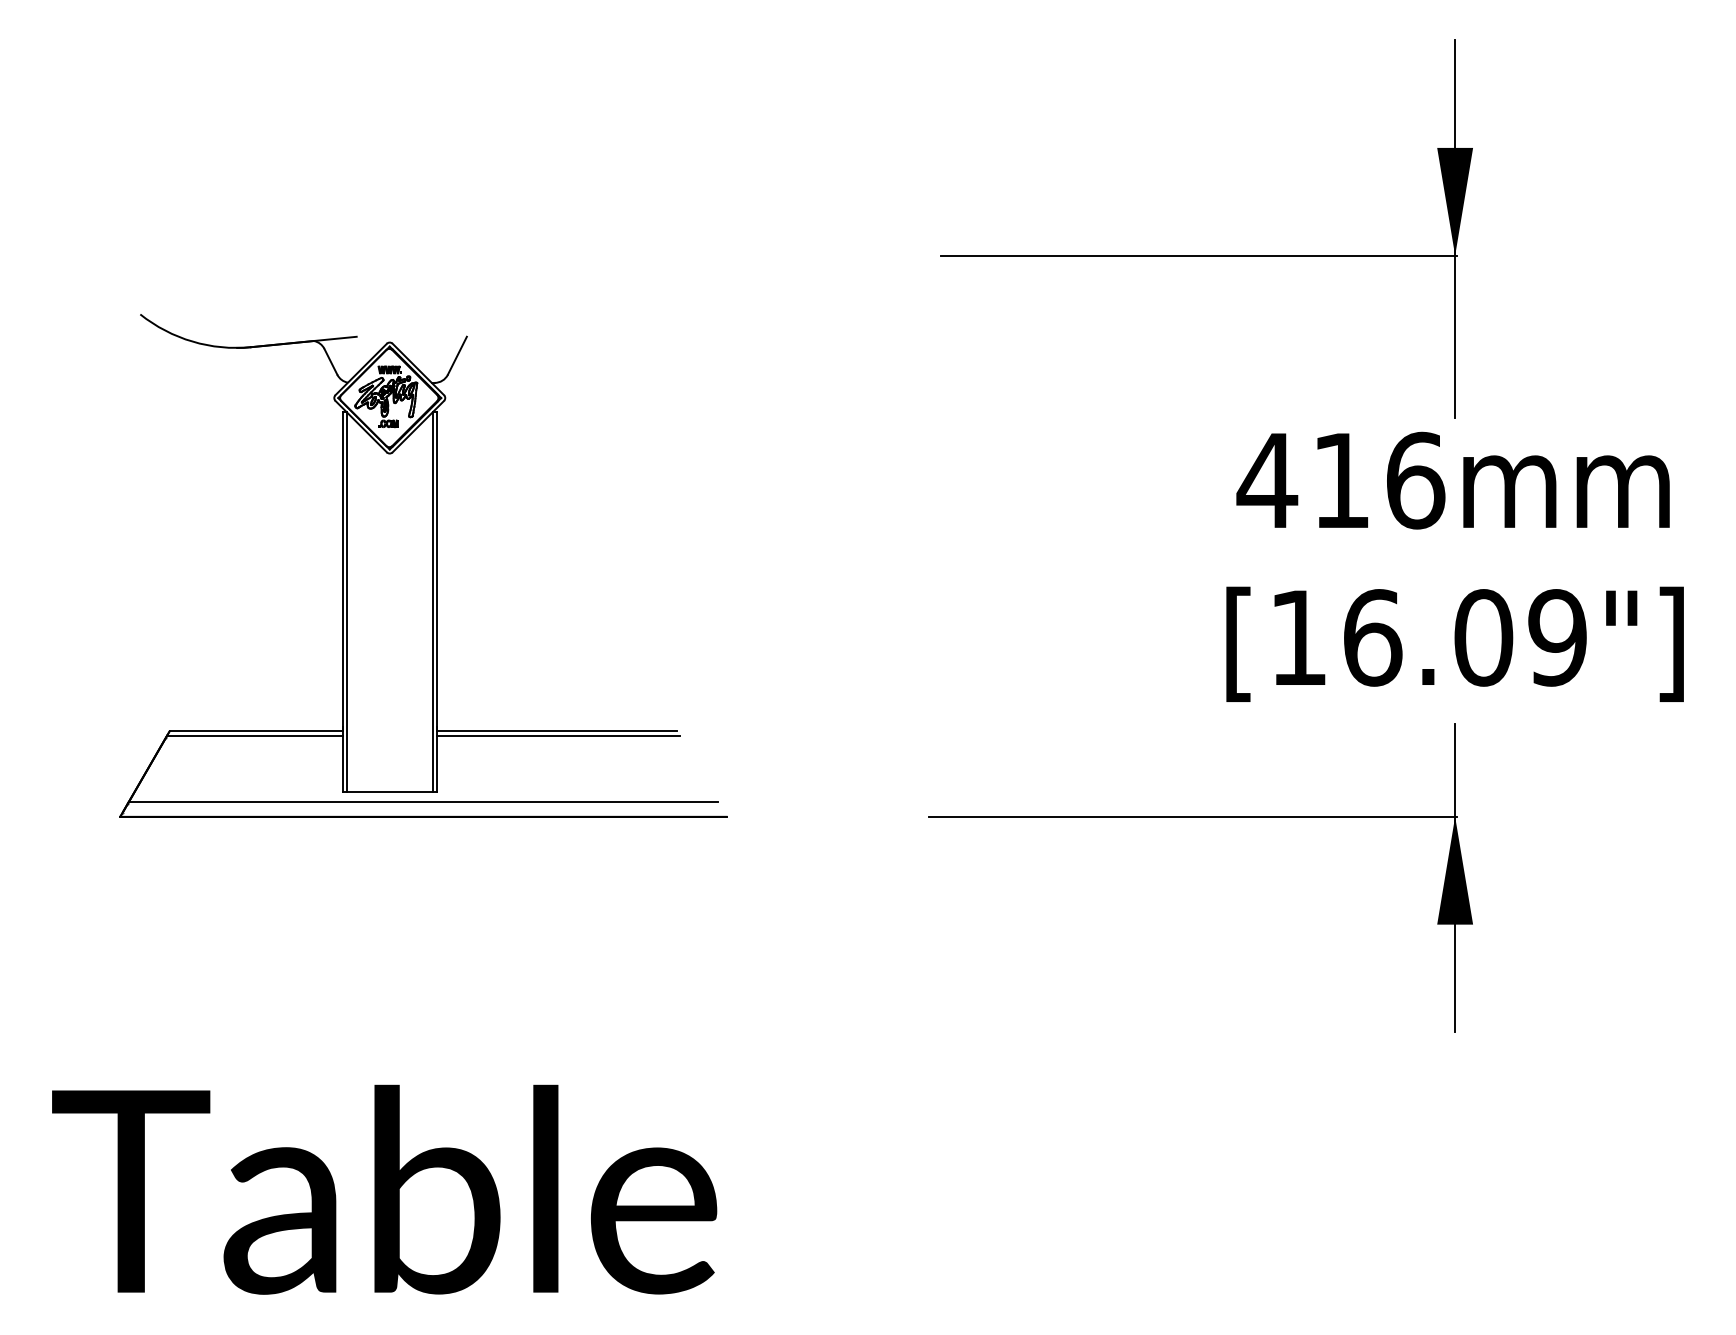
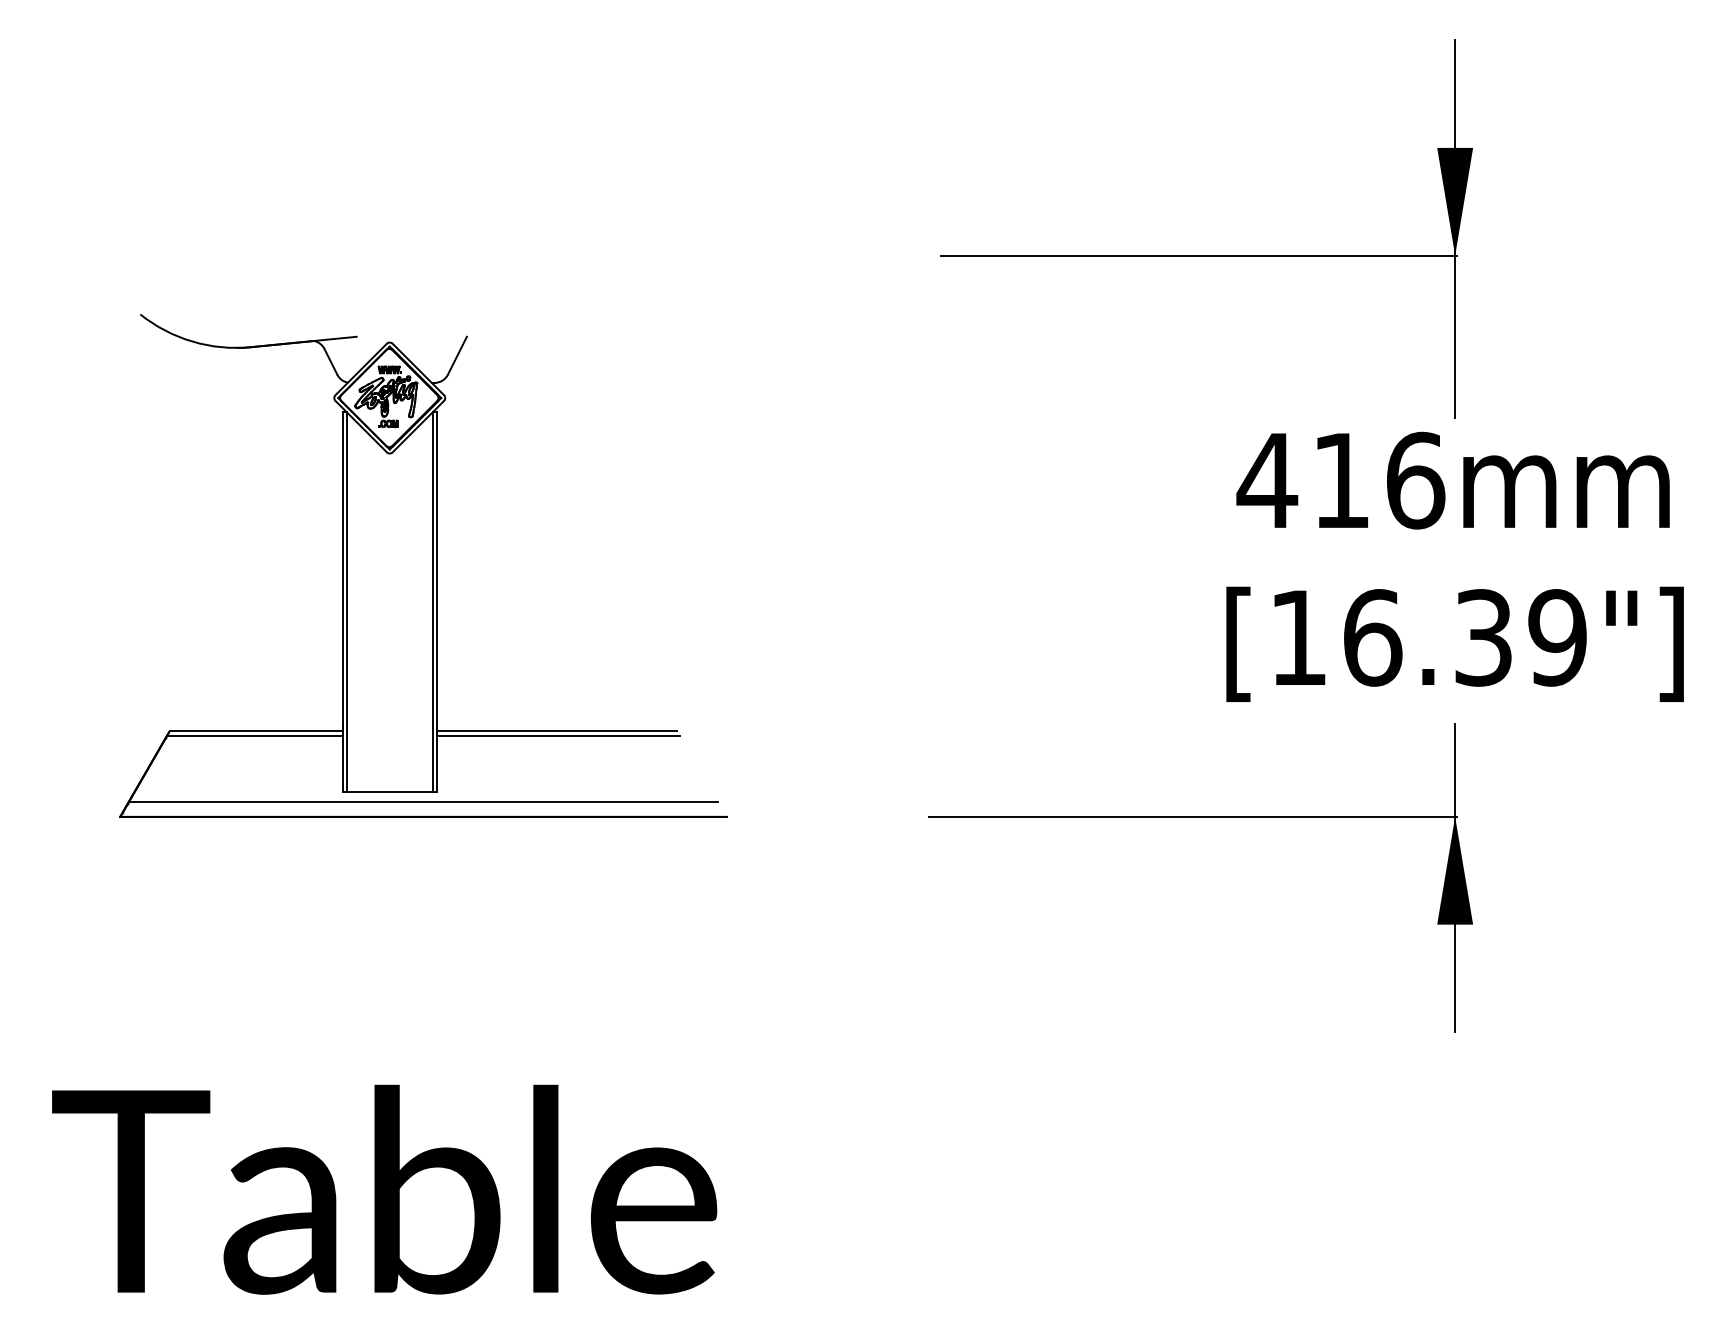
text: [16.09"] -> [16.39"] (1483, 637)
